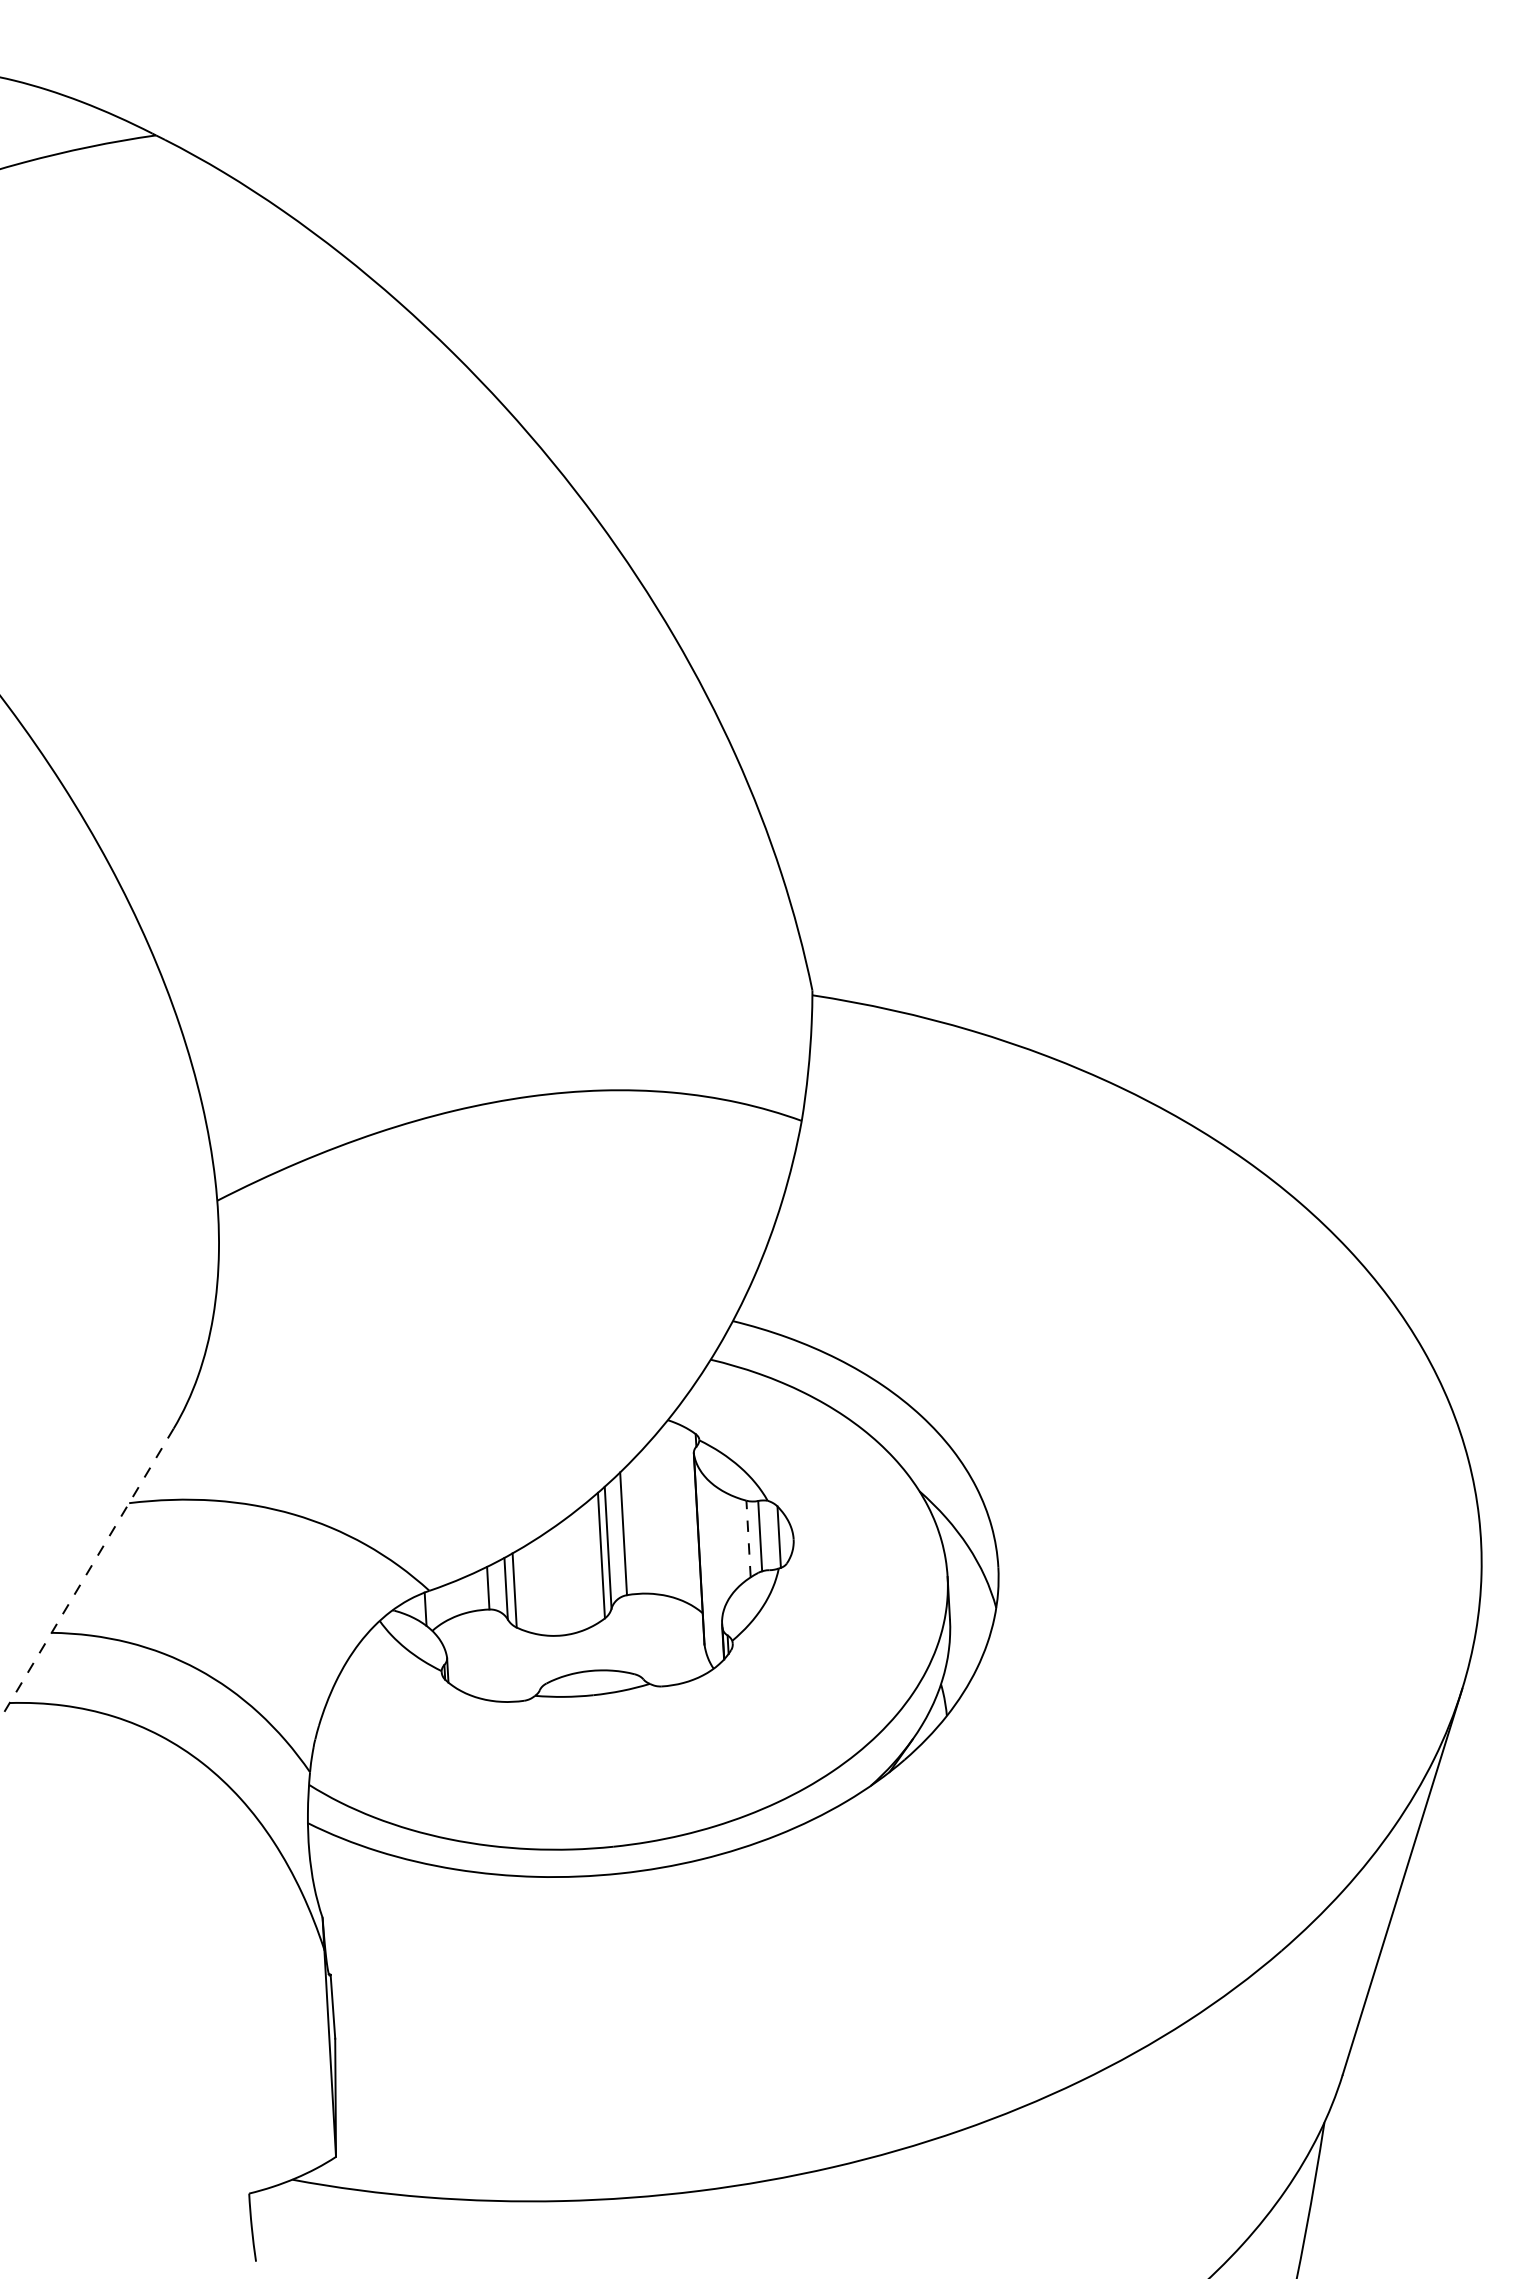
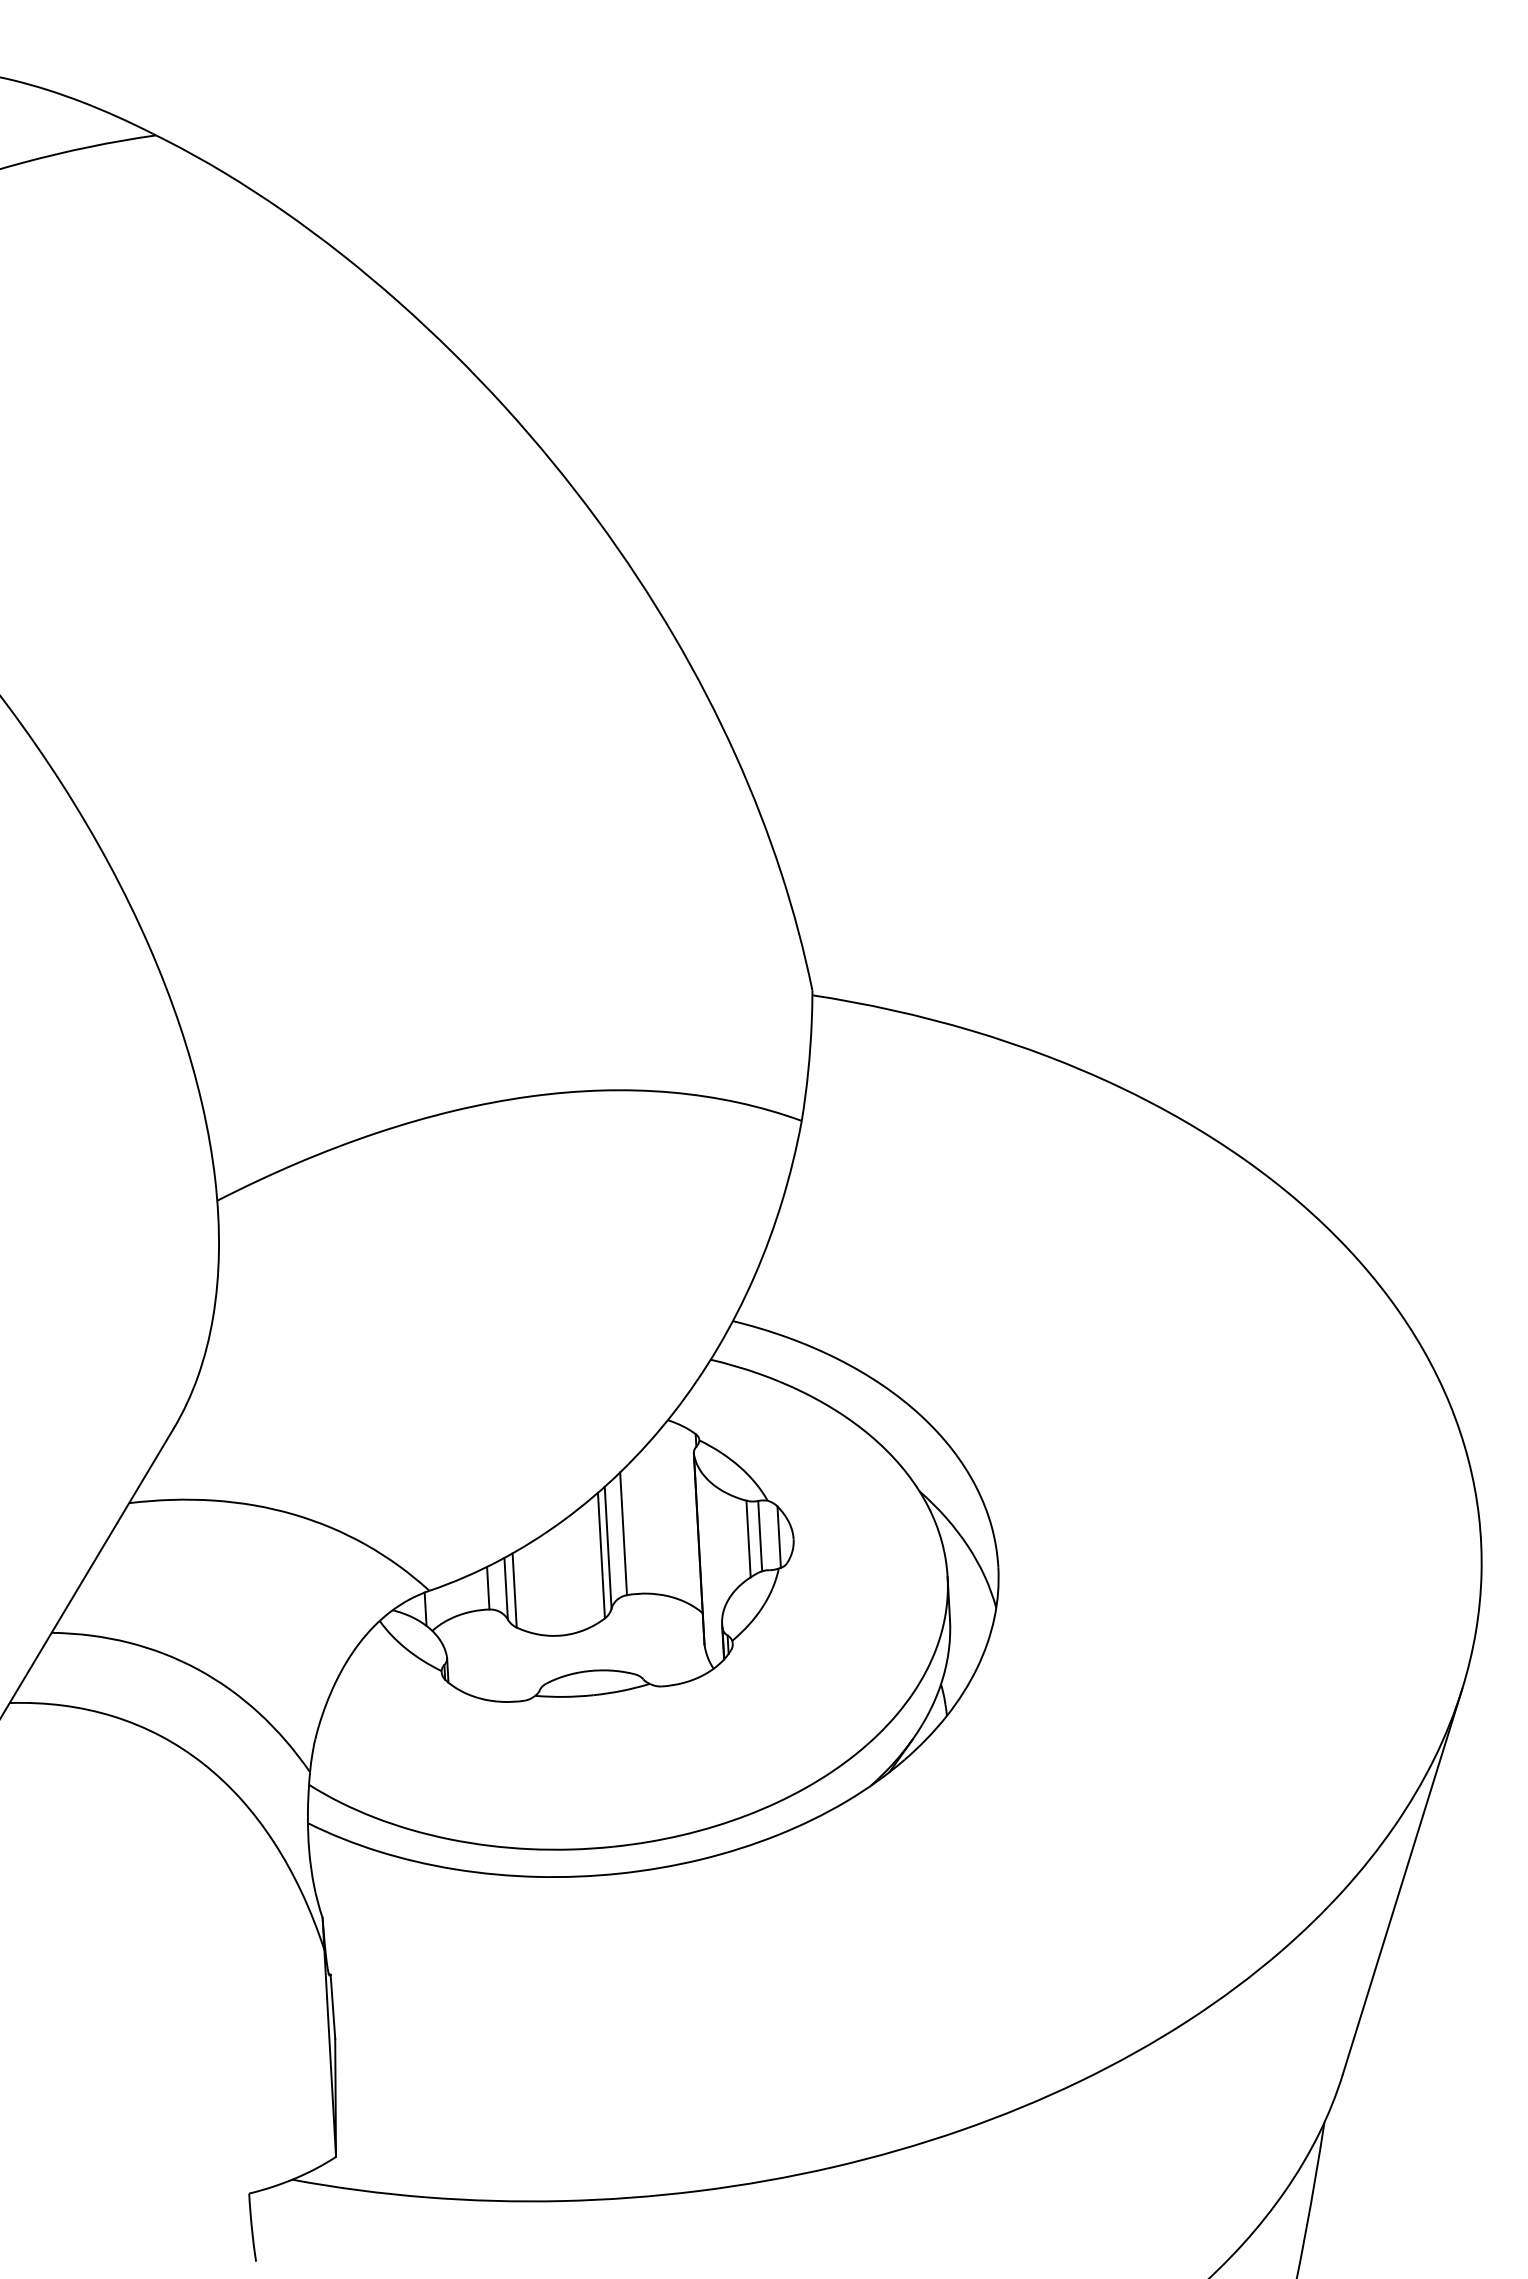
line: dashed -> solid (748, 1538)
line: dashed -> solid (86, 1574)
